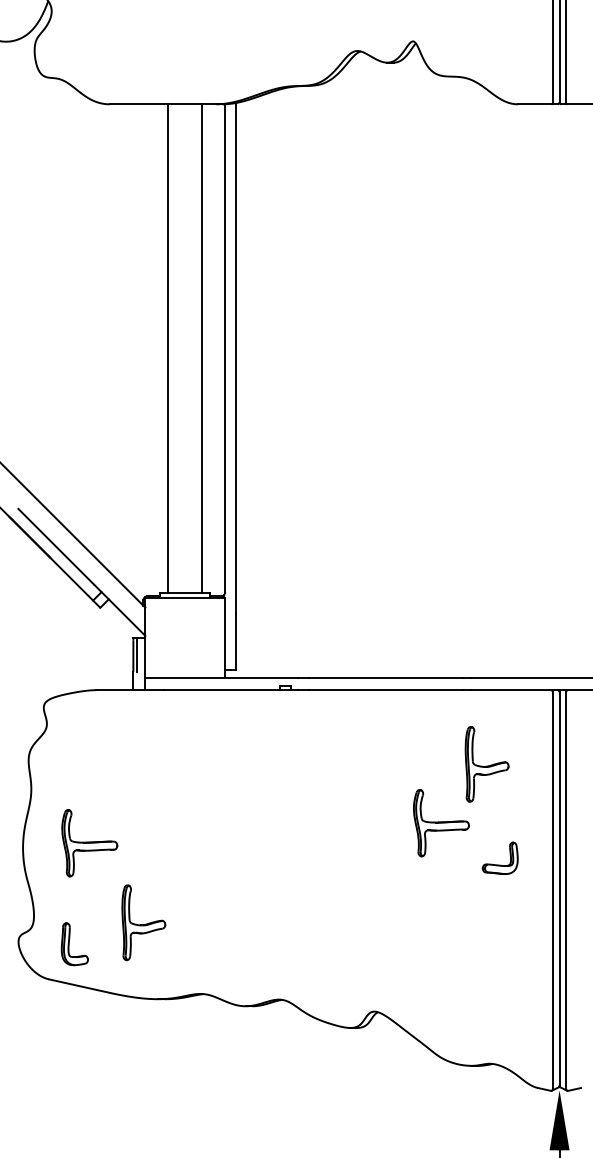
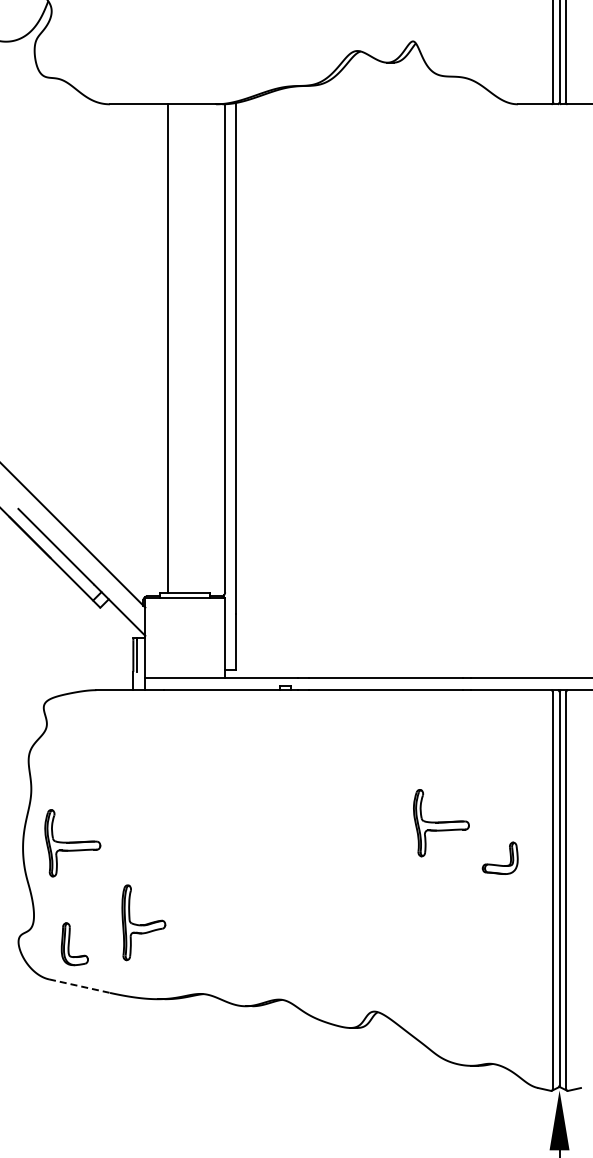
line: present -> none (202, 348)
part: present -> none (486, 764)
part position: (89, 843) -> (72, 843) (72, 843)
line: solid -> dashed (80, 986)
